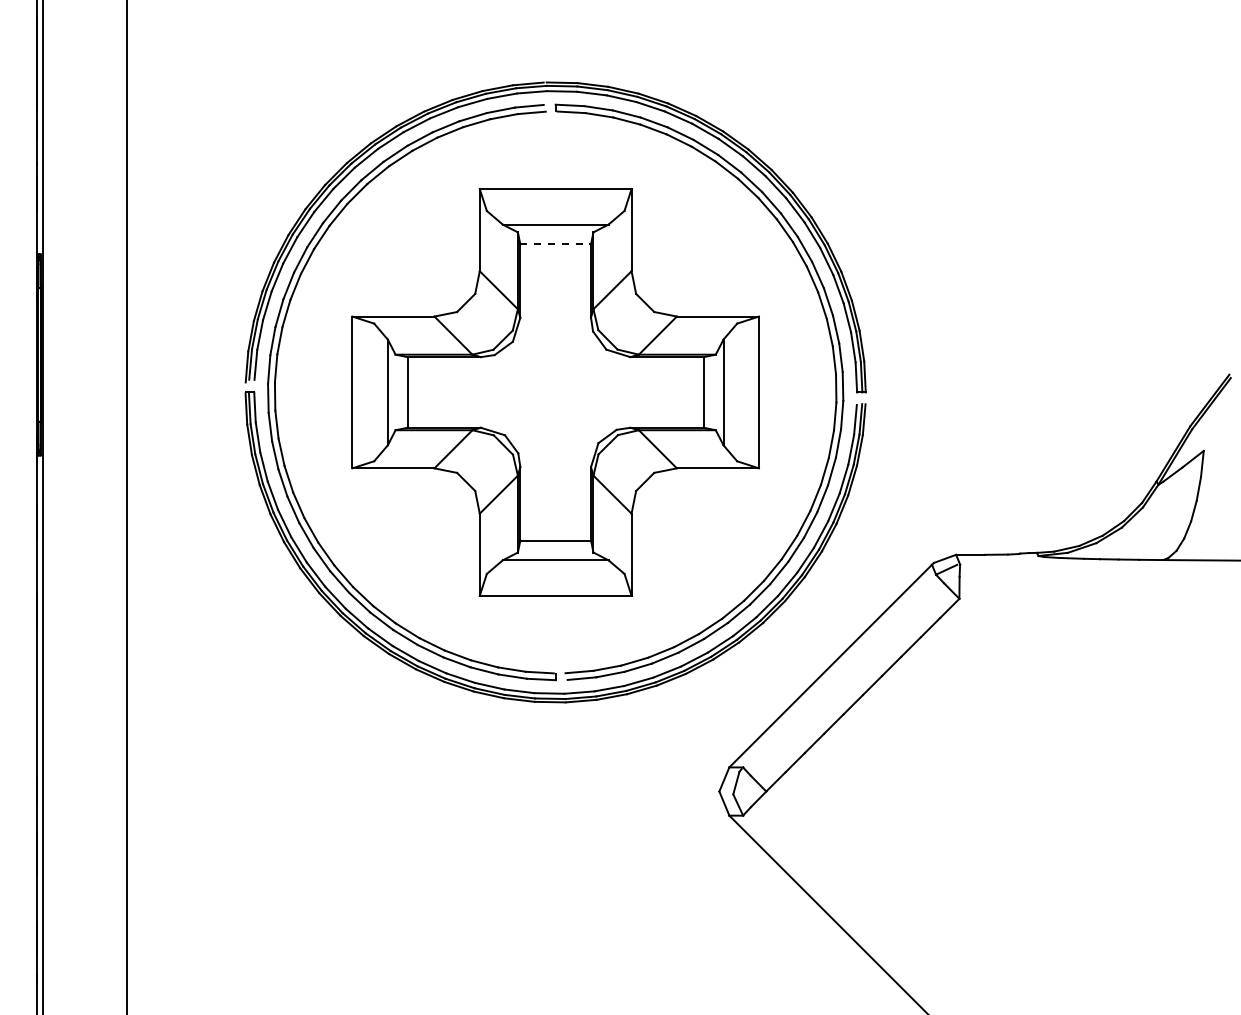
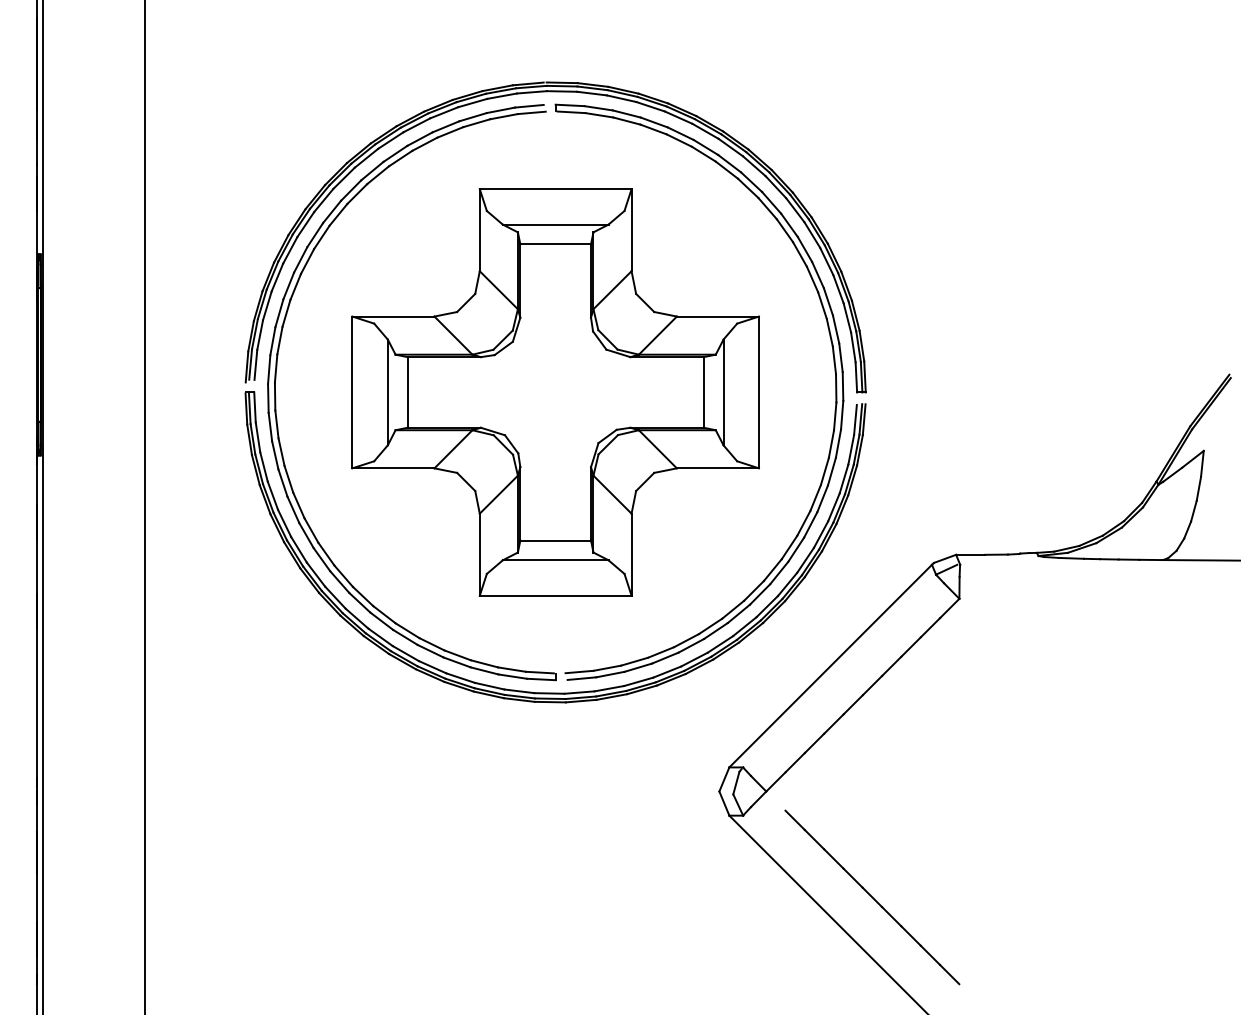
line: dashed -> solid (556, 244)
line position: (127, 506) -> (145, 506) (145, 506)
line: none -> present (872, 897)
